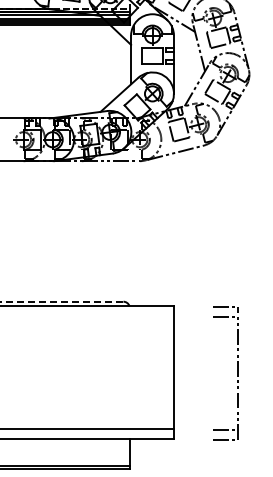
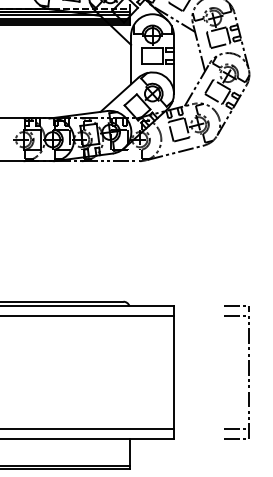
line: dashed -> solid (61, 301)
line: none -> present (87, 316)
part position: (237, 373) -> (248, 372) (248, 372)
